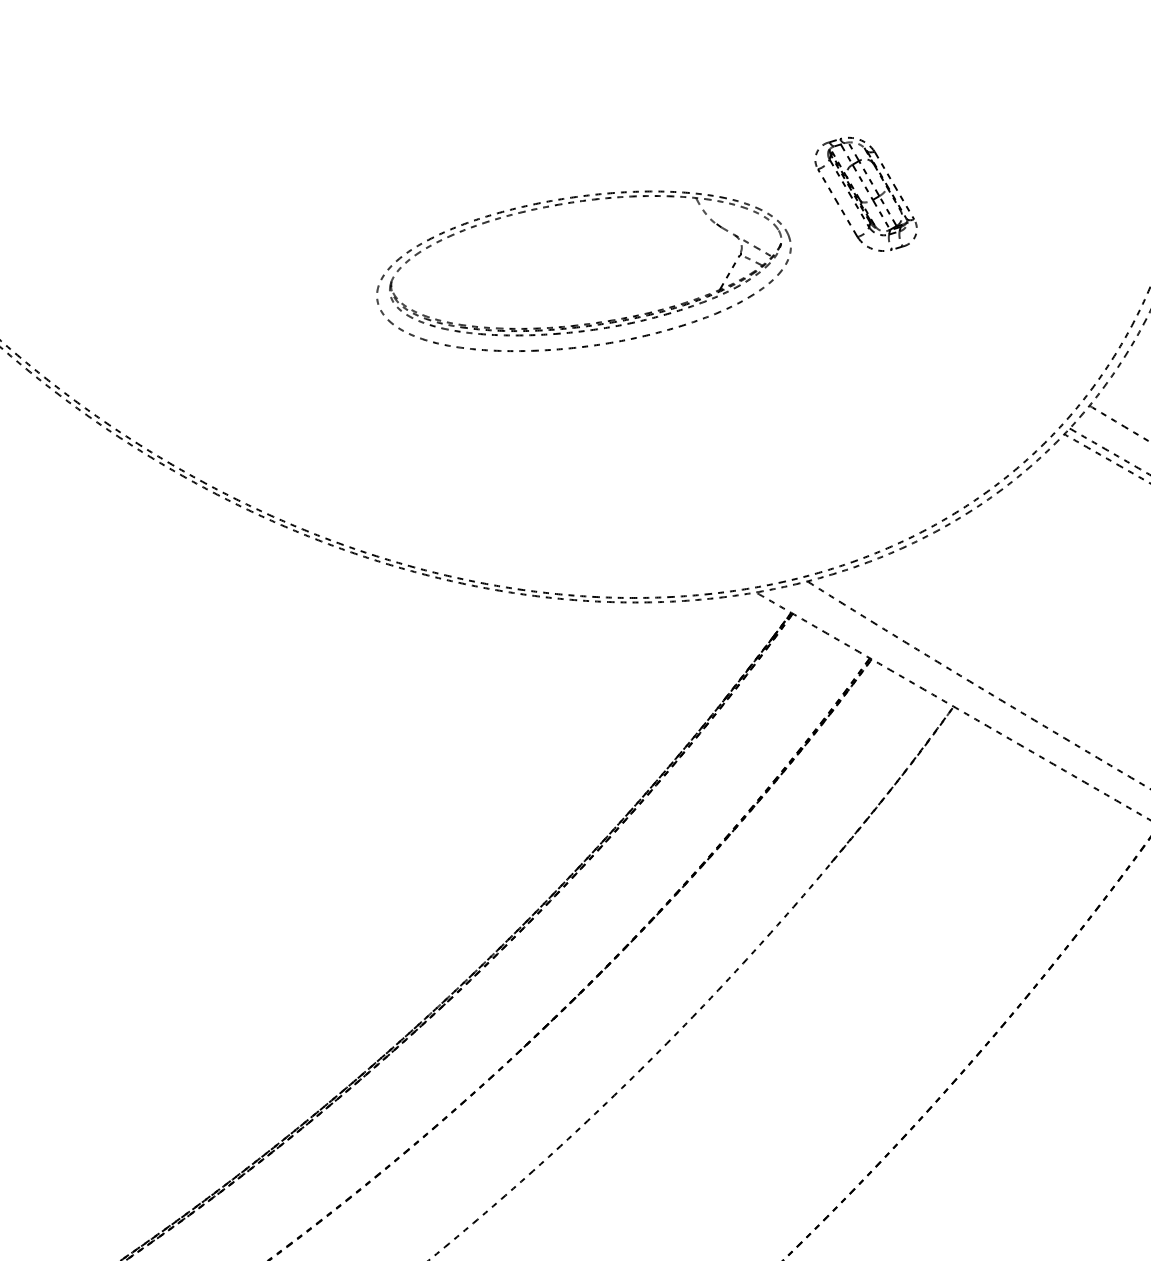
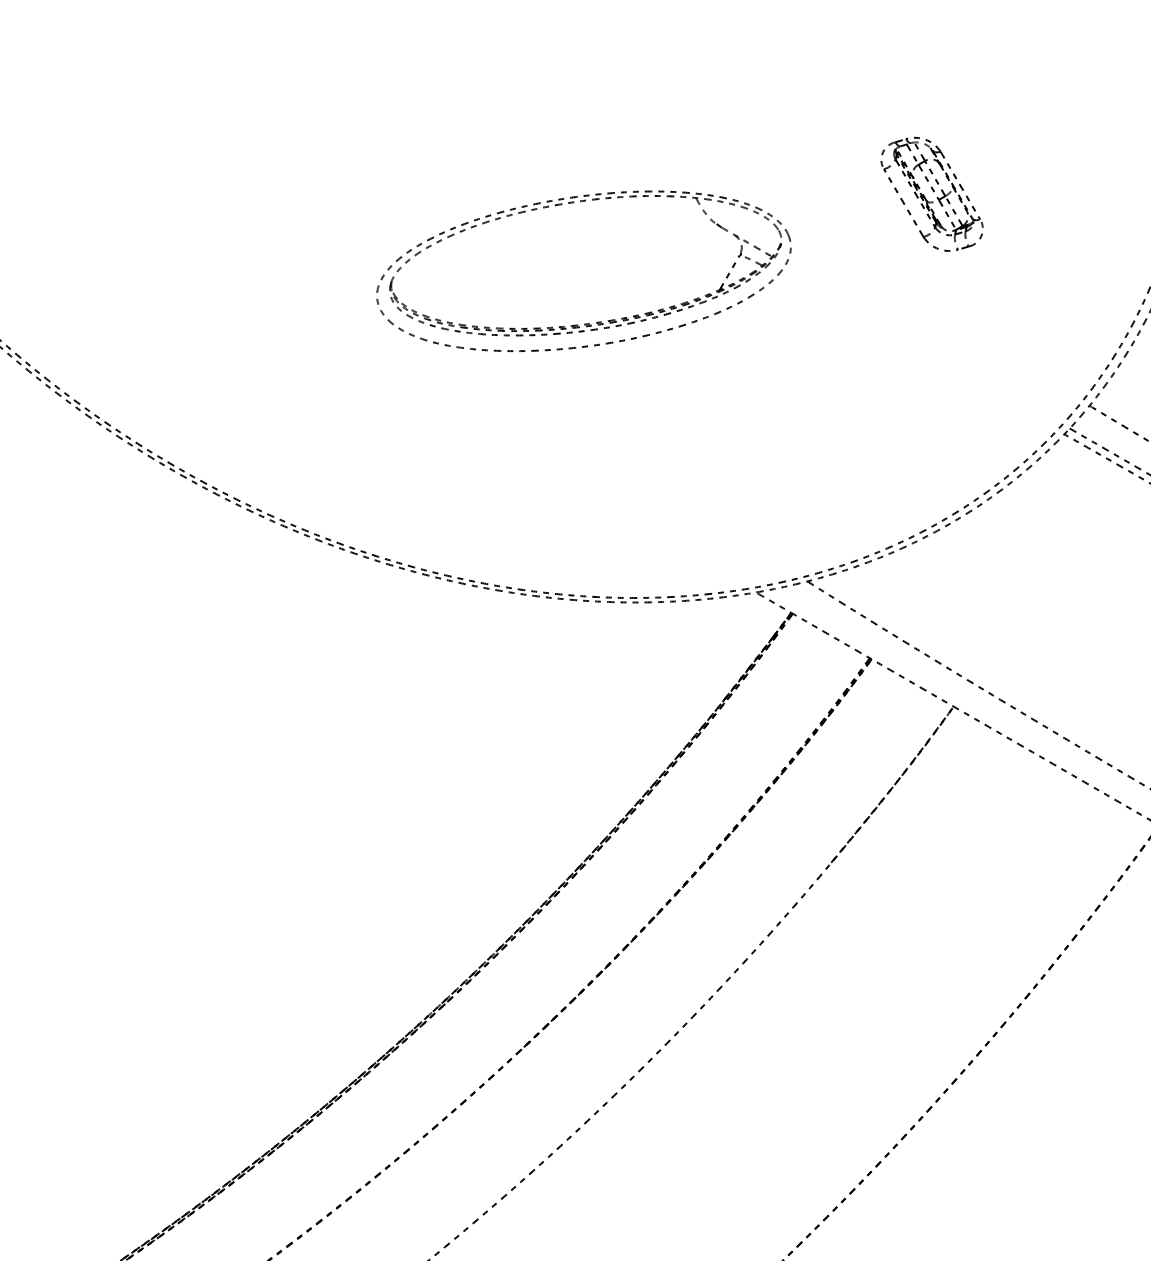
part position: (865, 193) -> (931, 193) (931, 193)
